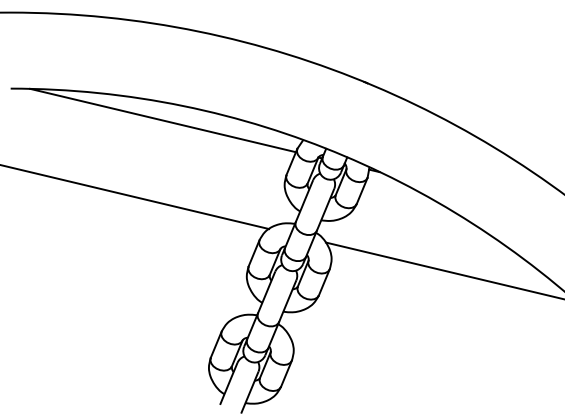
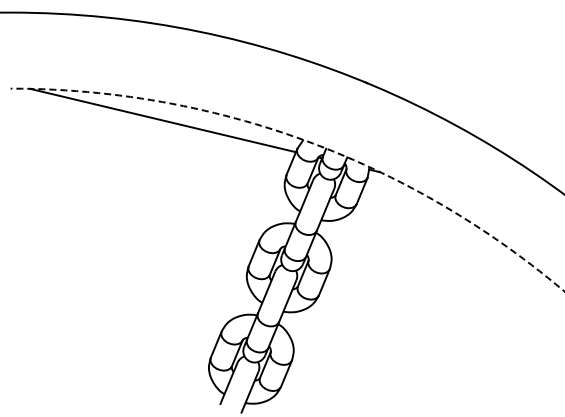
arc: solid -> dashed (305, 140)
line: present -> none (135, 197)
line: present -> none (443, 270)
